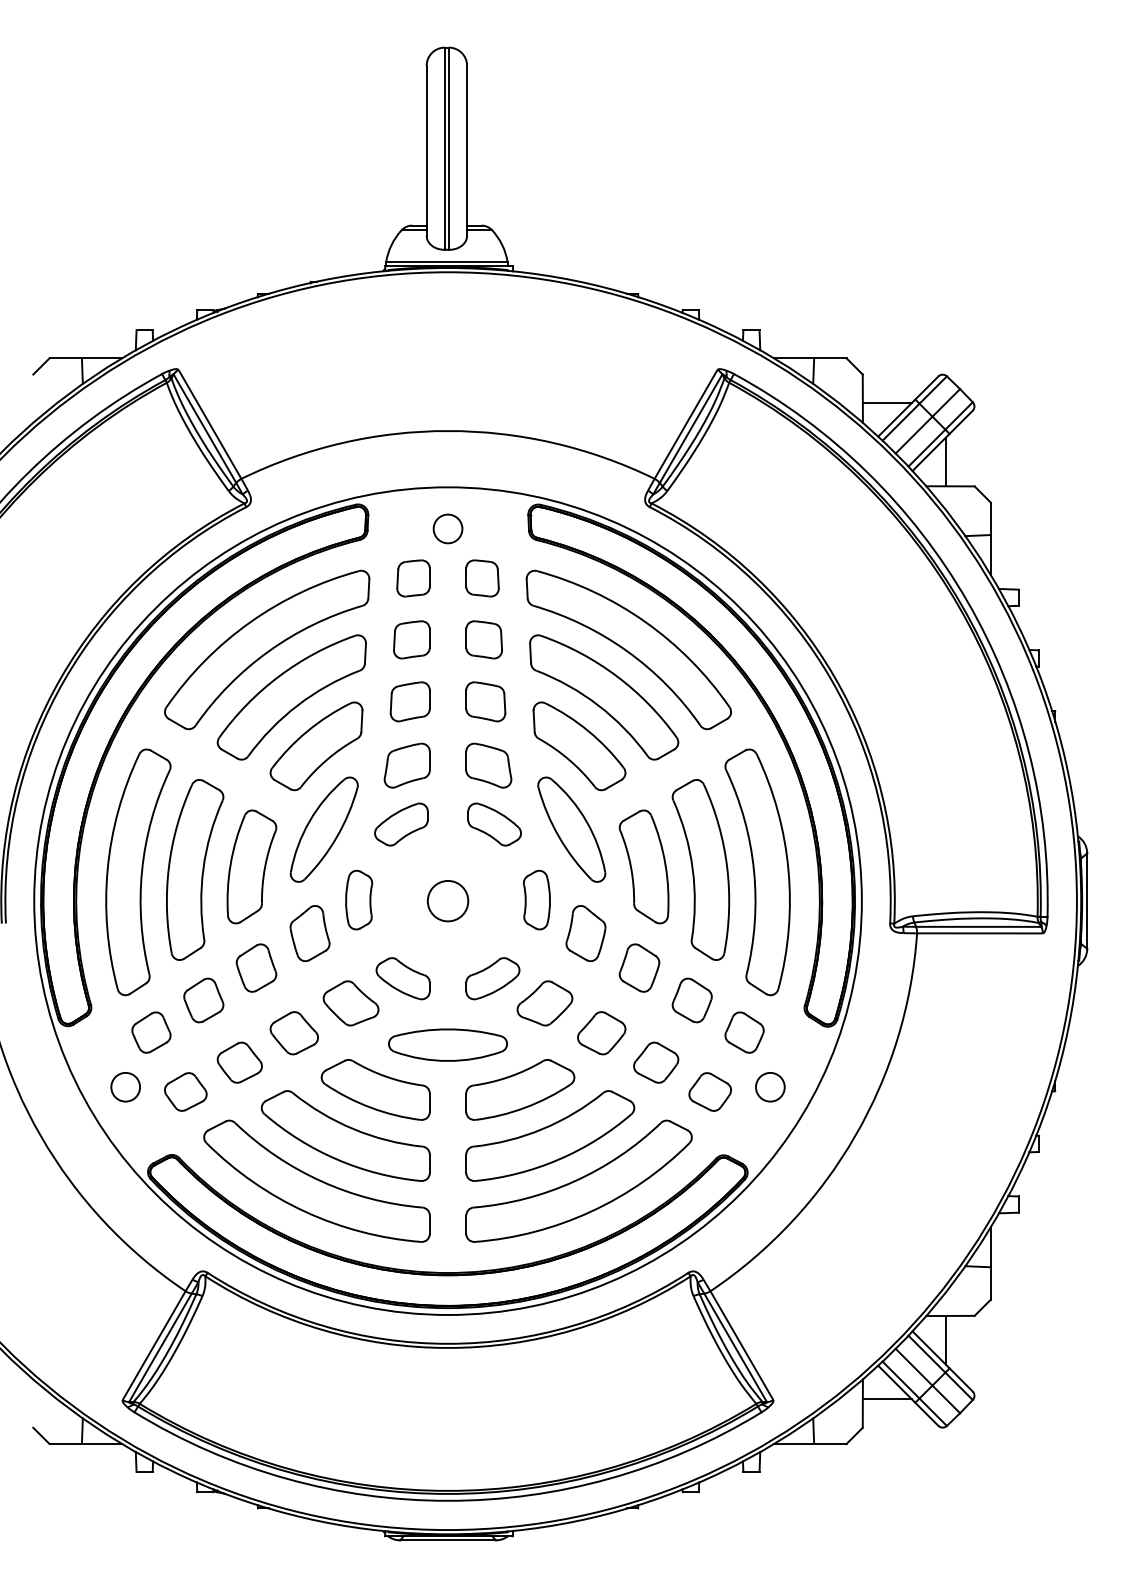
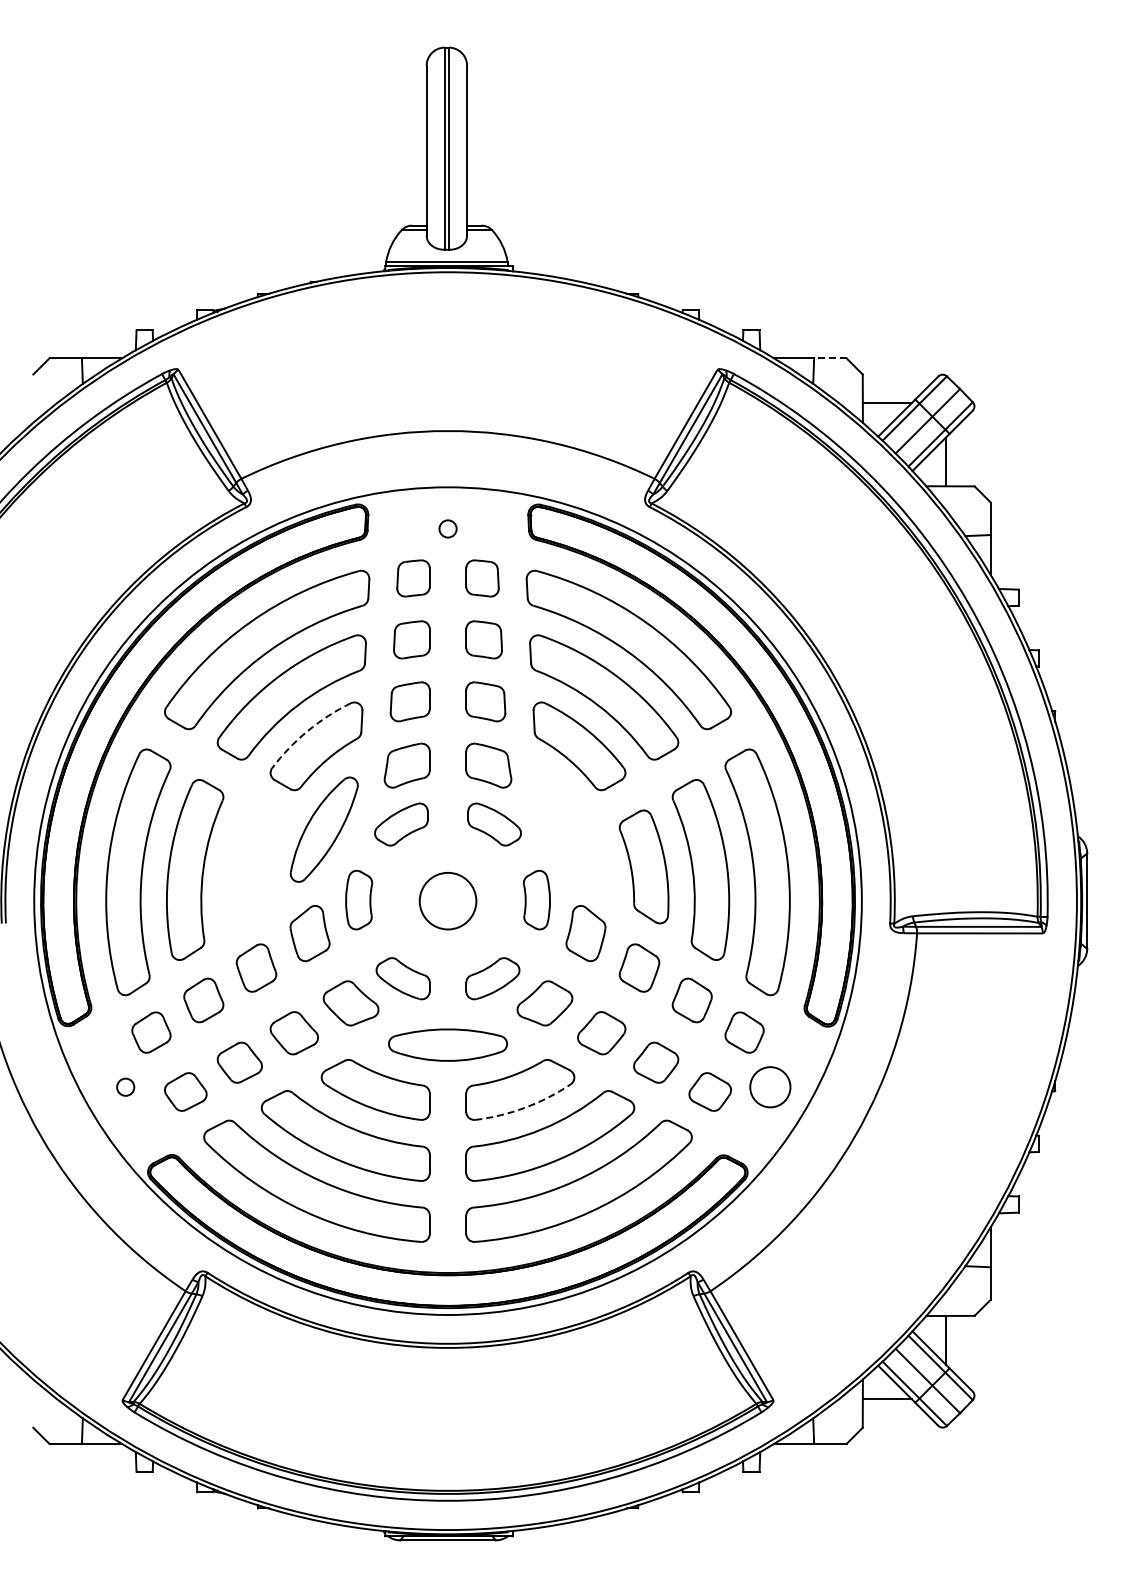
line: solid -> dashed (829, 358)
circle diameter: 29 px -> 17 px (447, 528)
arc: solid -> dashed (307, 731)
part: present -> none (571, 829)
part: present -> none (251, 866)
circle diameter: 40 px -> 57 px (447, 900)
circle diameter: 29 px -> 17 px (125, 1086)
circle diameter: 29 px -> 40 px (770, 1087)
arc: solid -> dashed (525, 1107)
